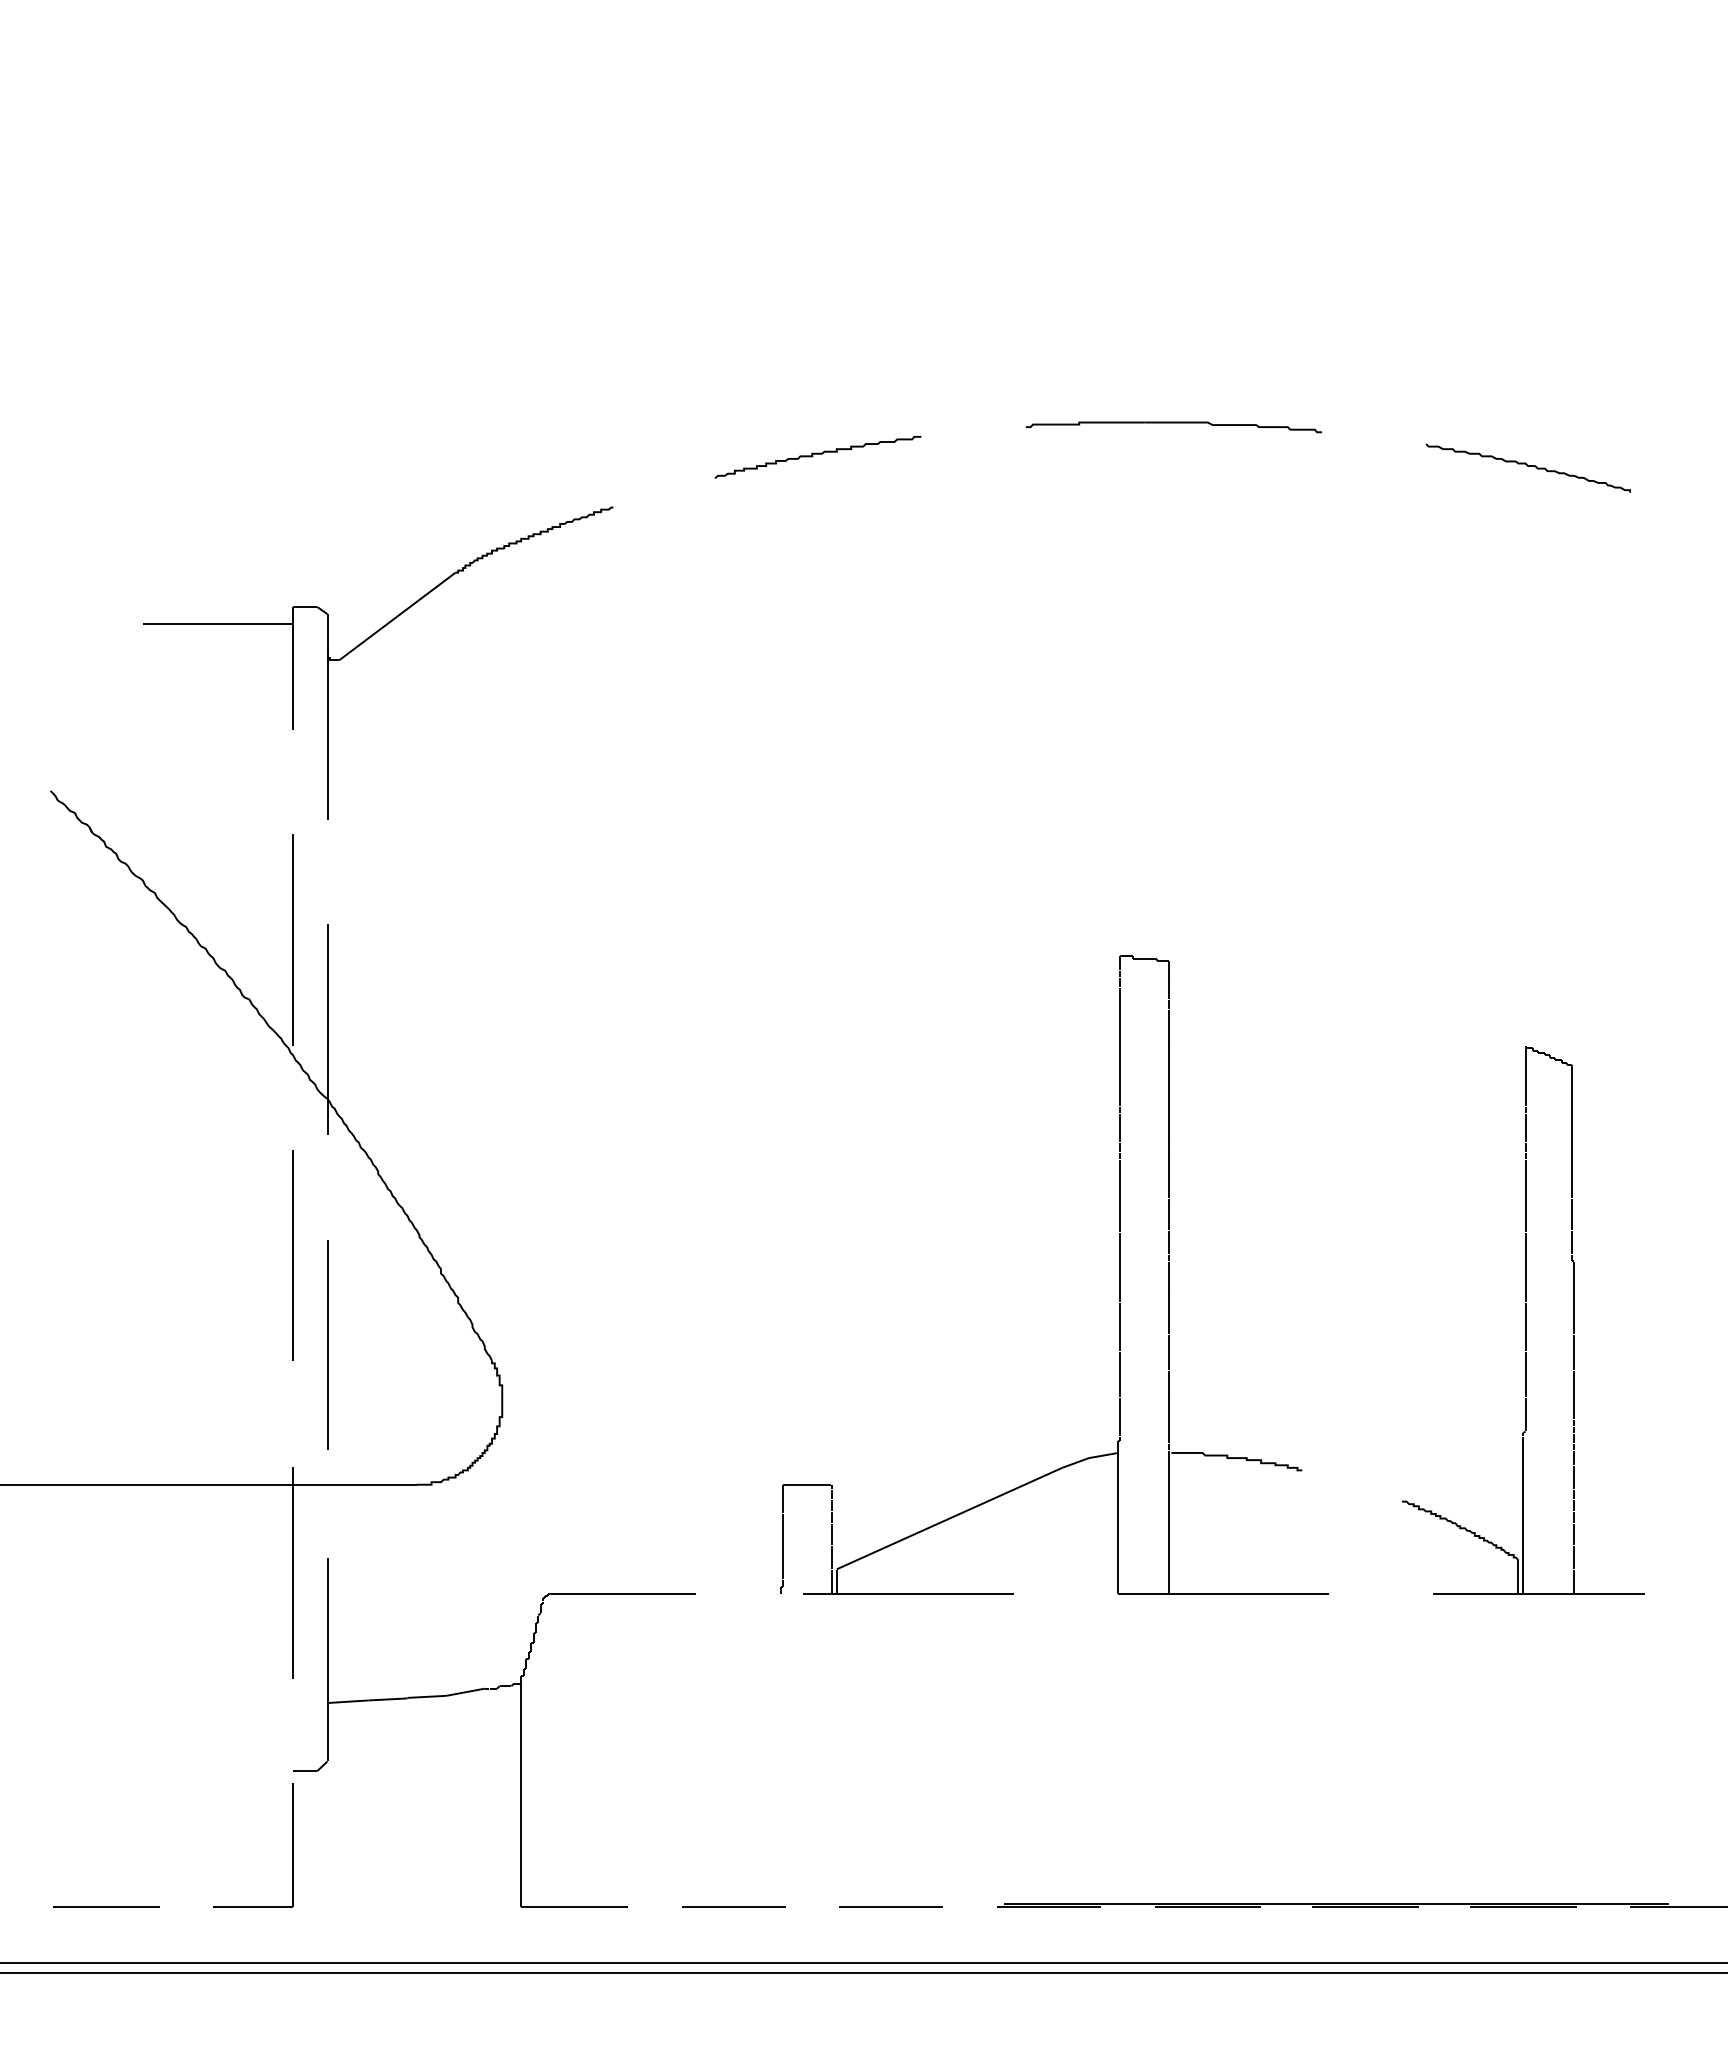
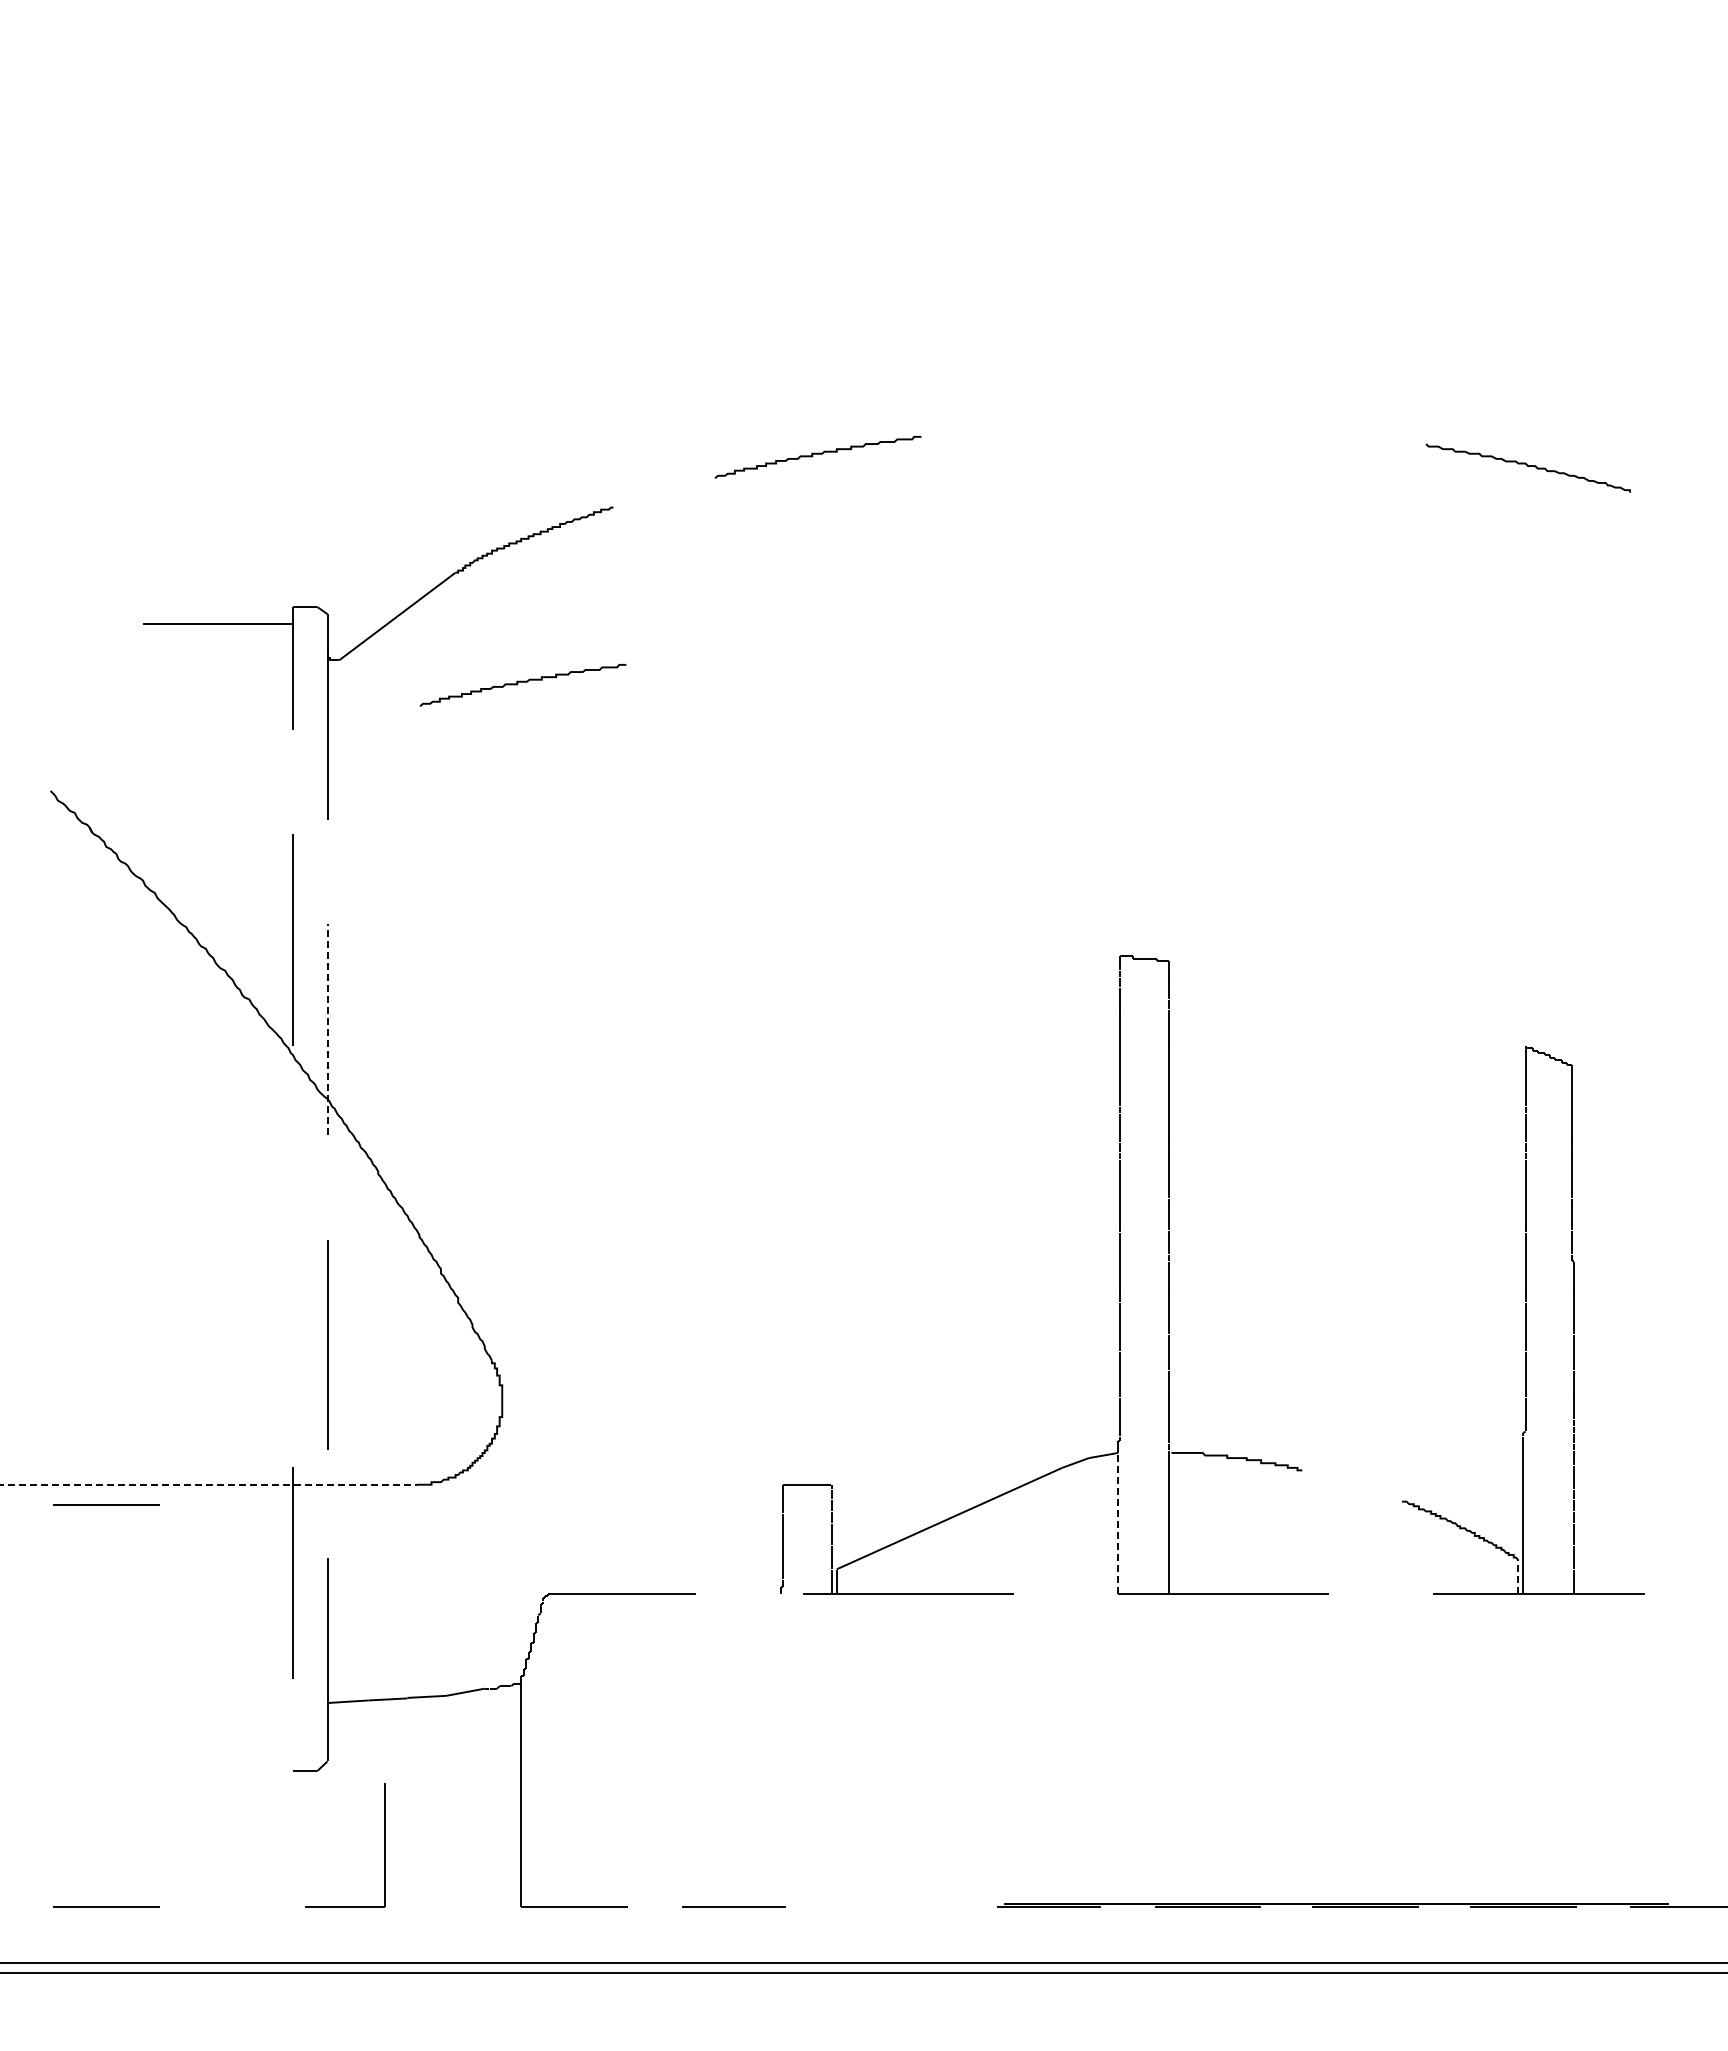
part: present -> none (1173, 427)
curve: none -> present (522, 682)
line: solid -> dashed (327, 1029)
line: present -> none (292, 1255)
line: solid -> dashed (208, 1484)
line: none -> present (106, 1504)
line: solid -> dashed (1118, 1522)
line: solid -> dashed (1518, 1576)
part position: (292, 1845) -> (384, 1845) (384, 1845)
line: present -> none (890, 1906)
